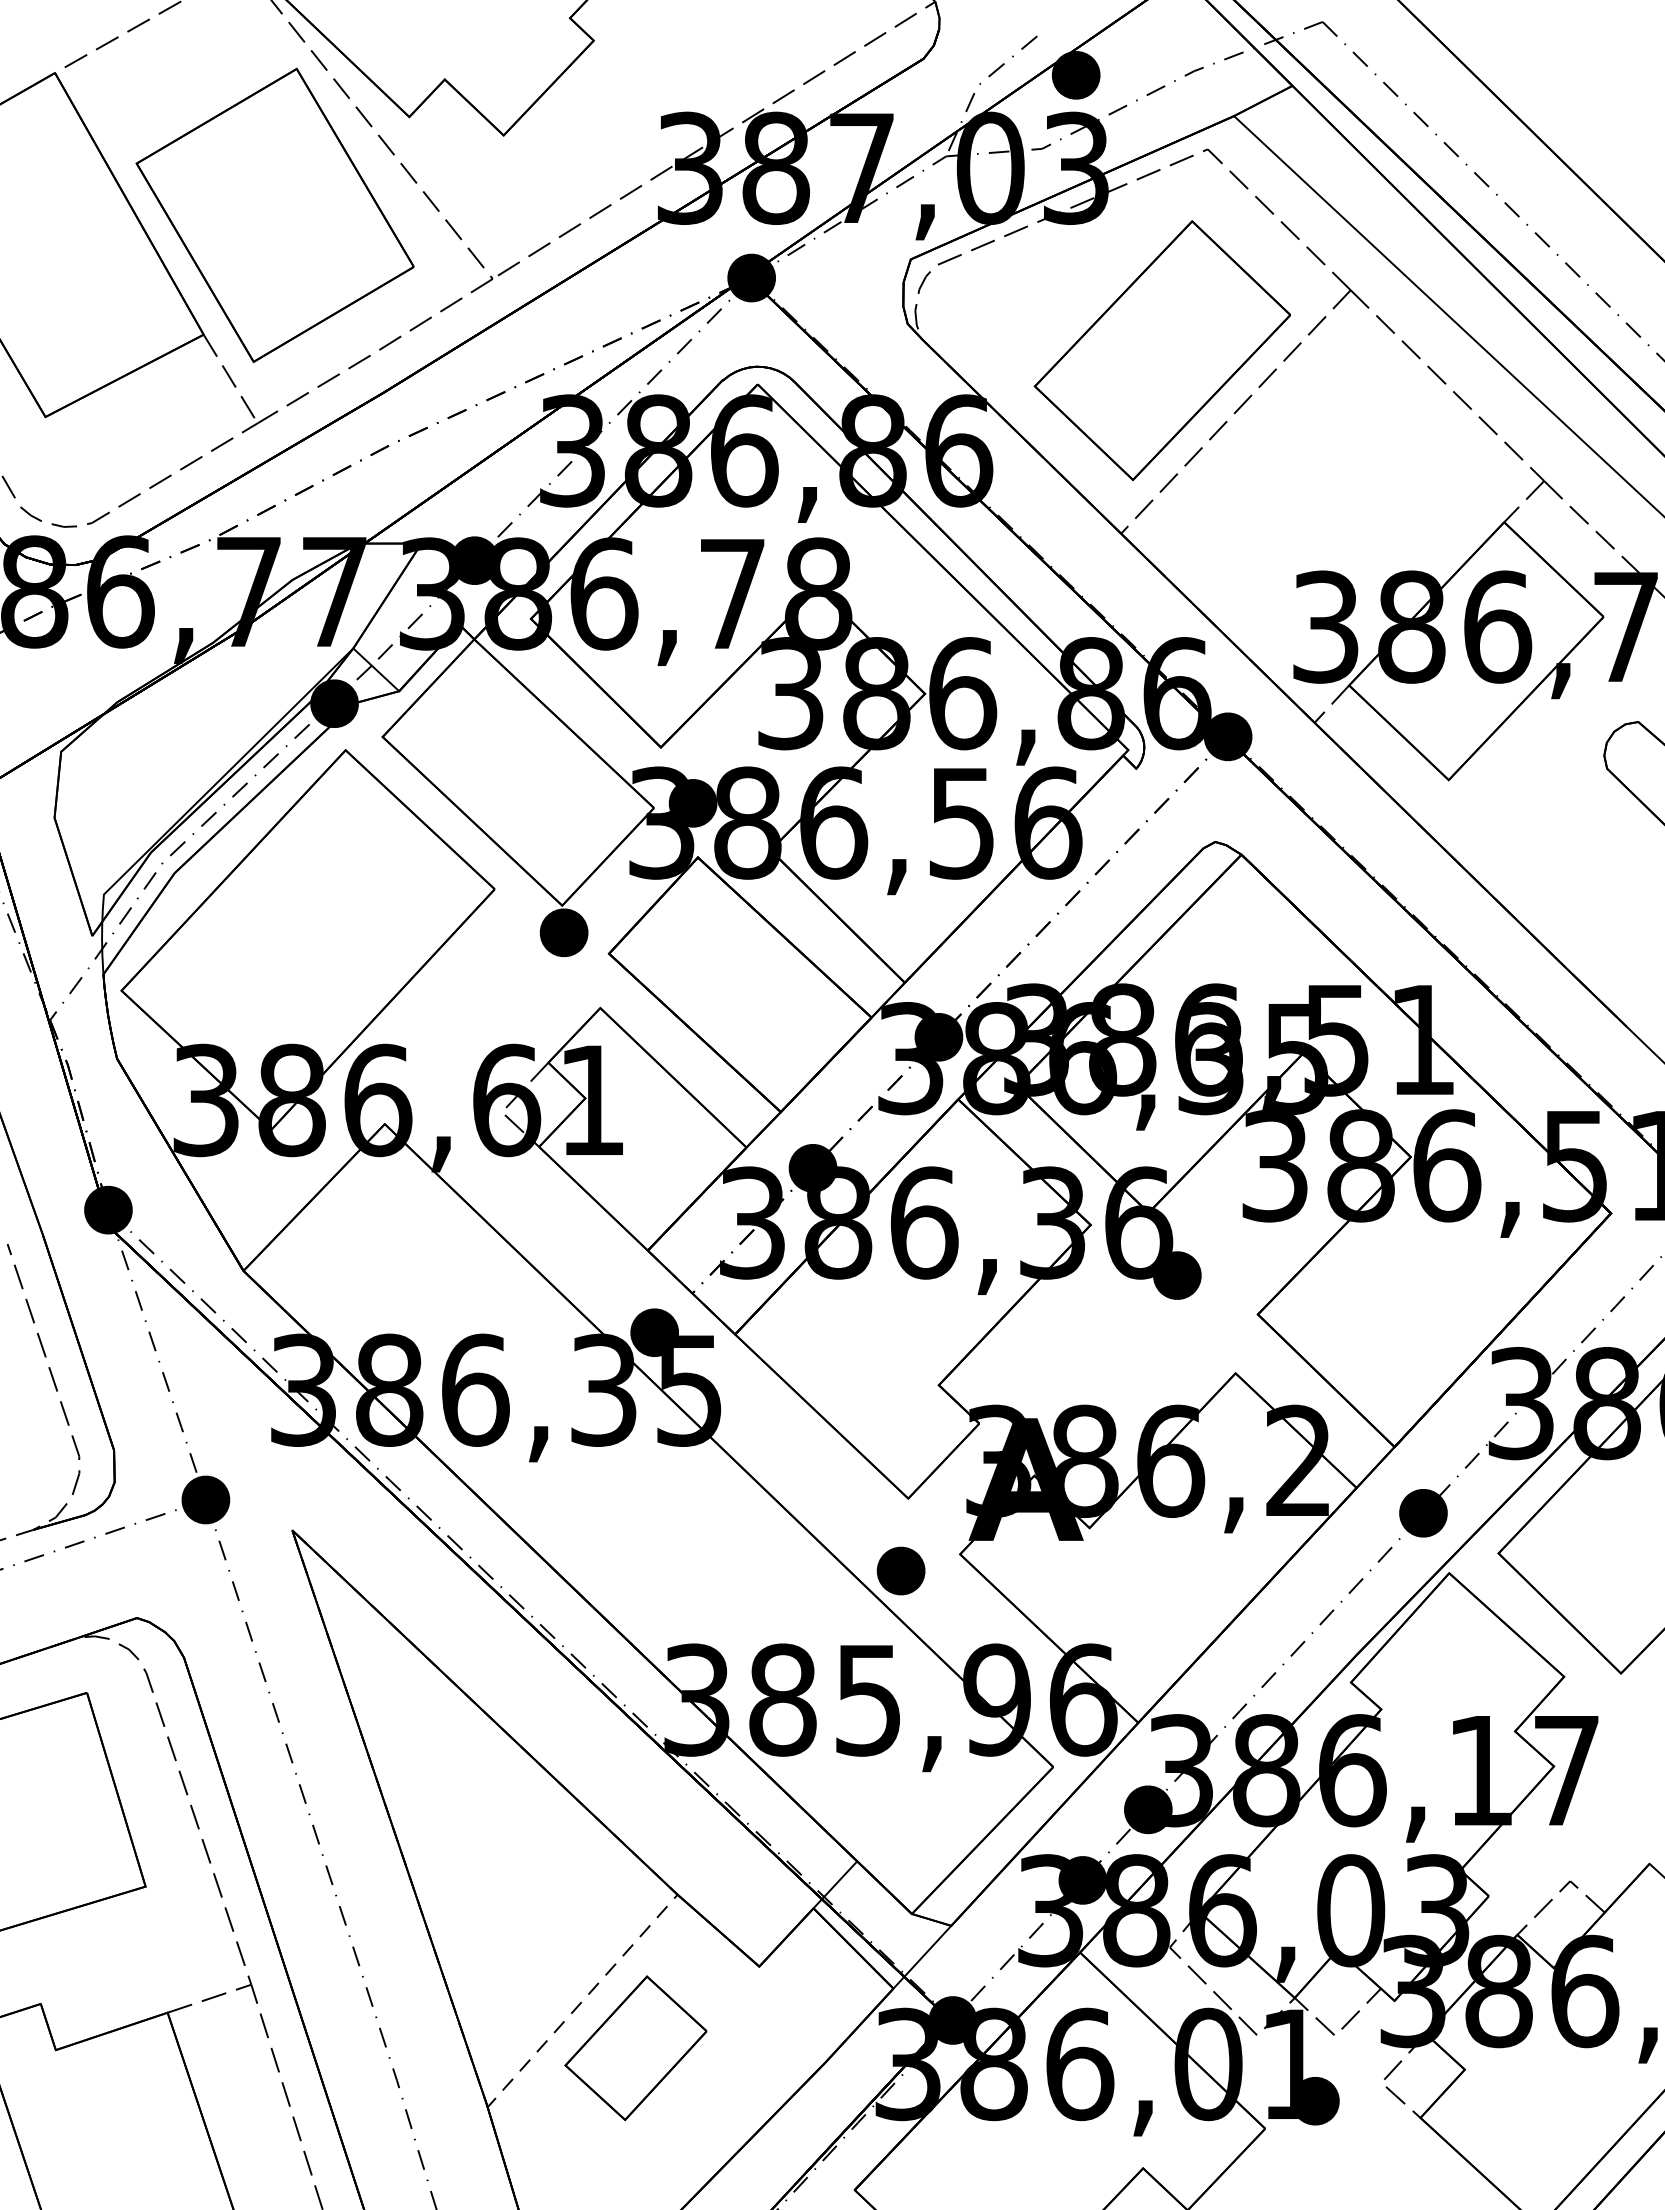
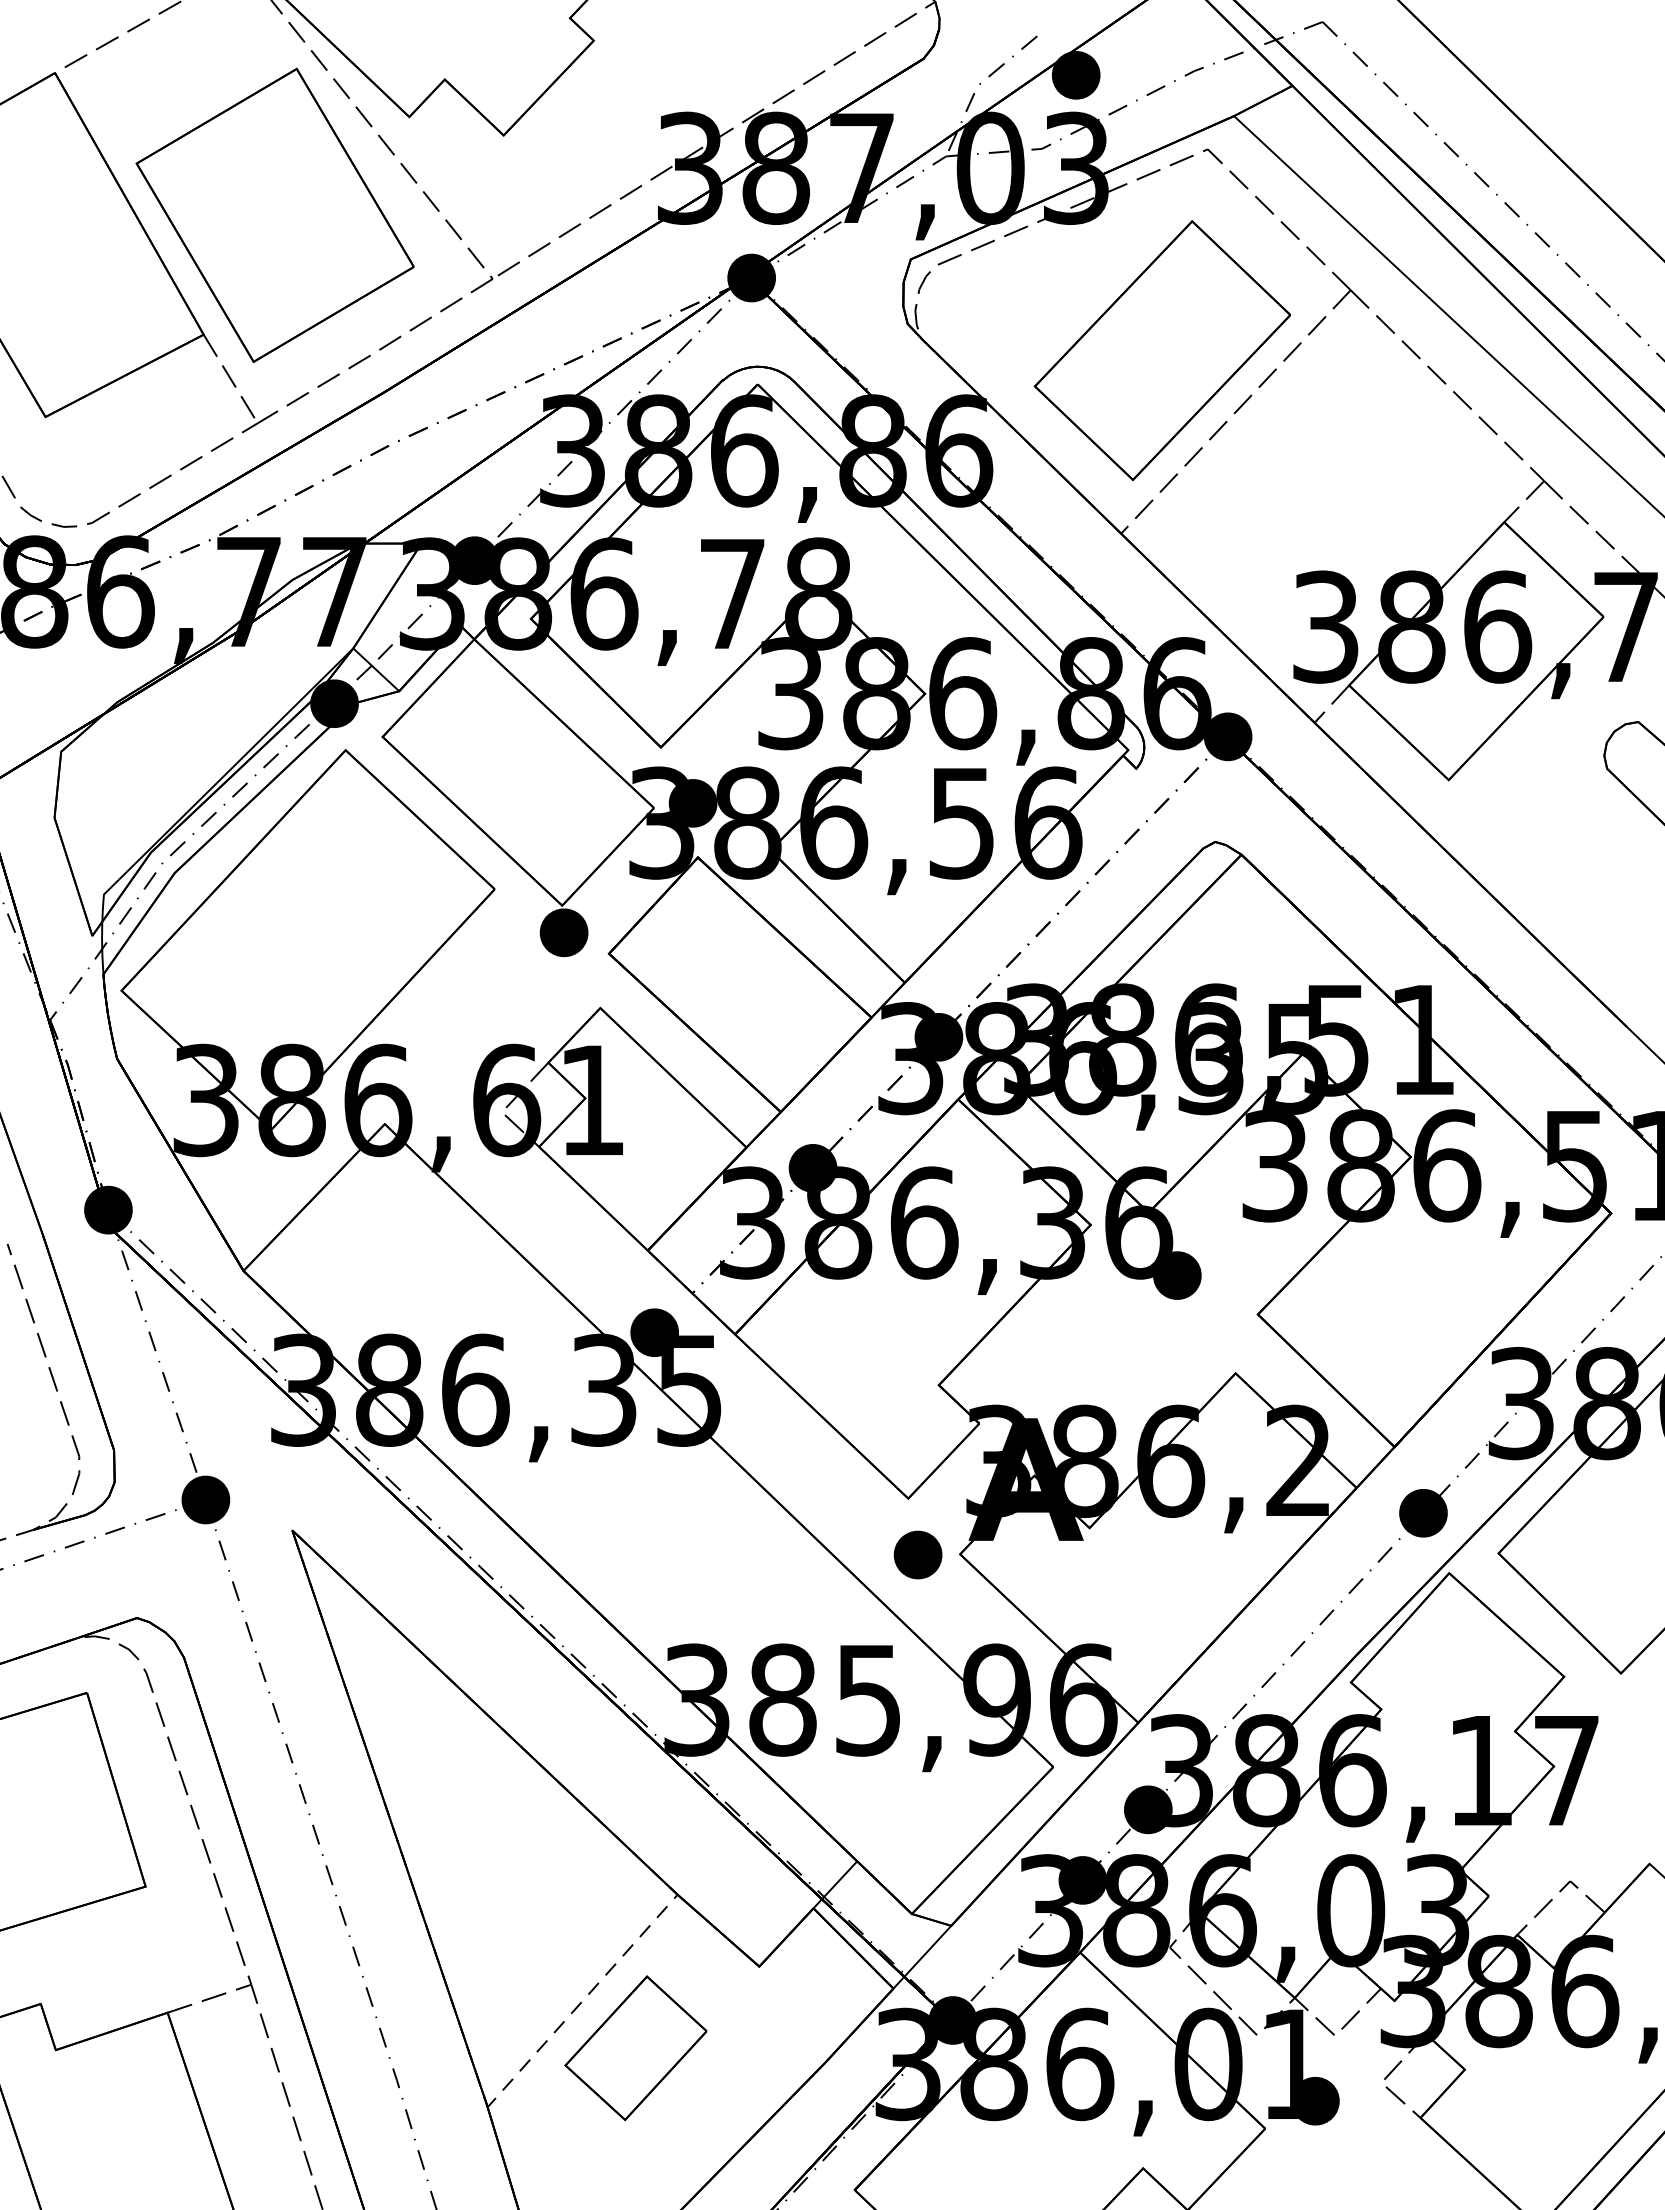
part position: (900, 1570) -> (917, 1554) (917, 1554)
